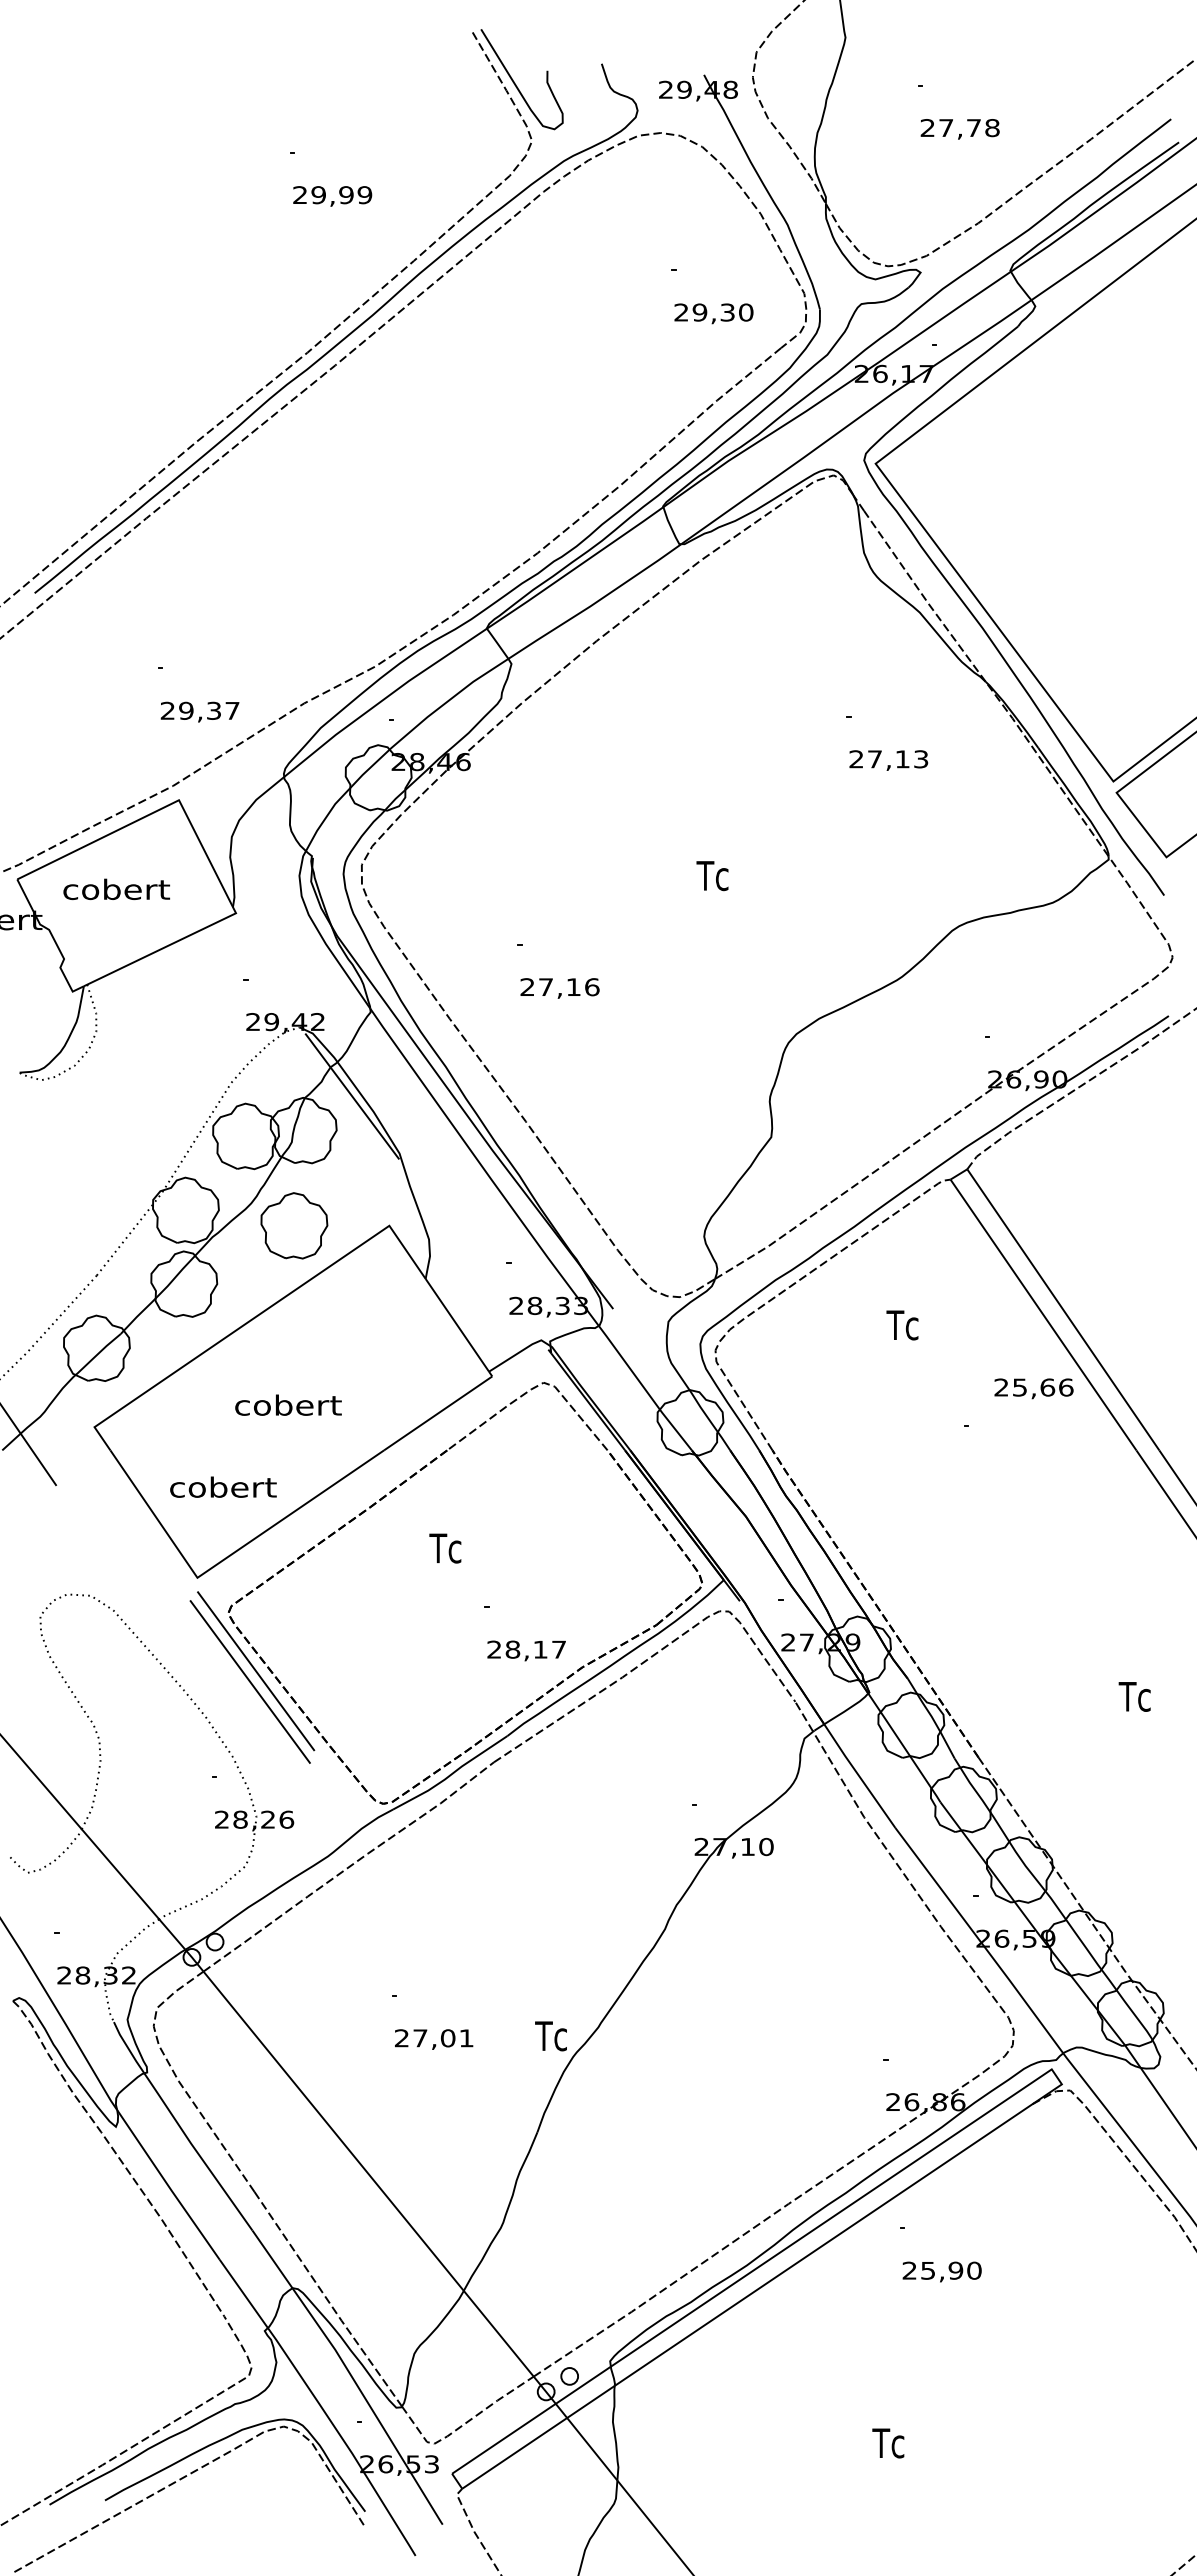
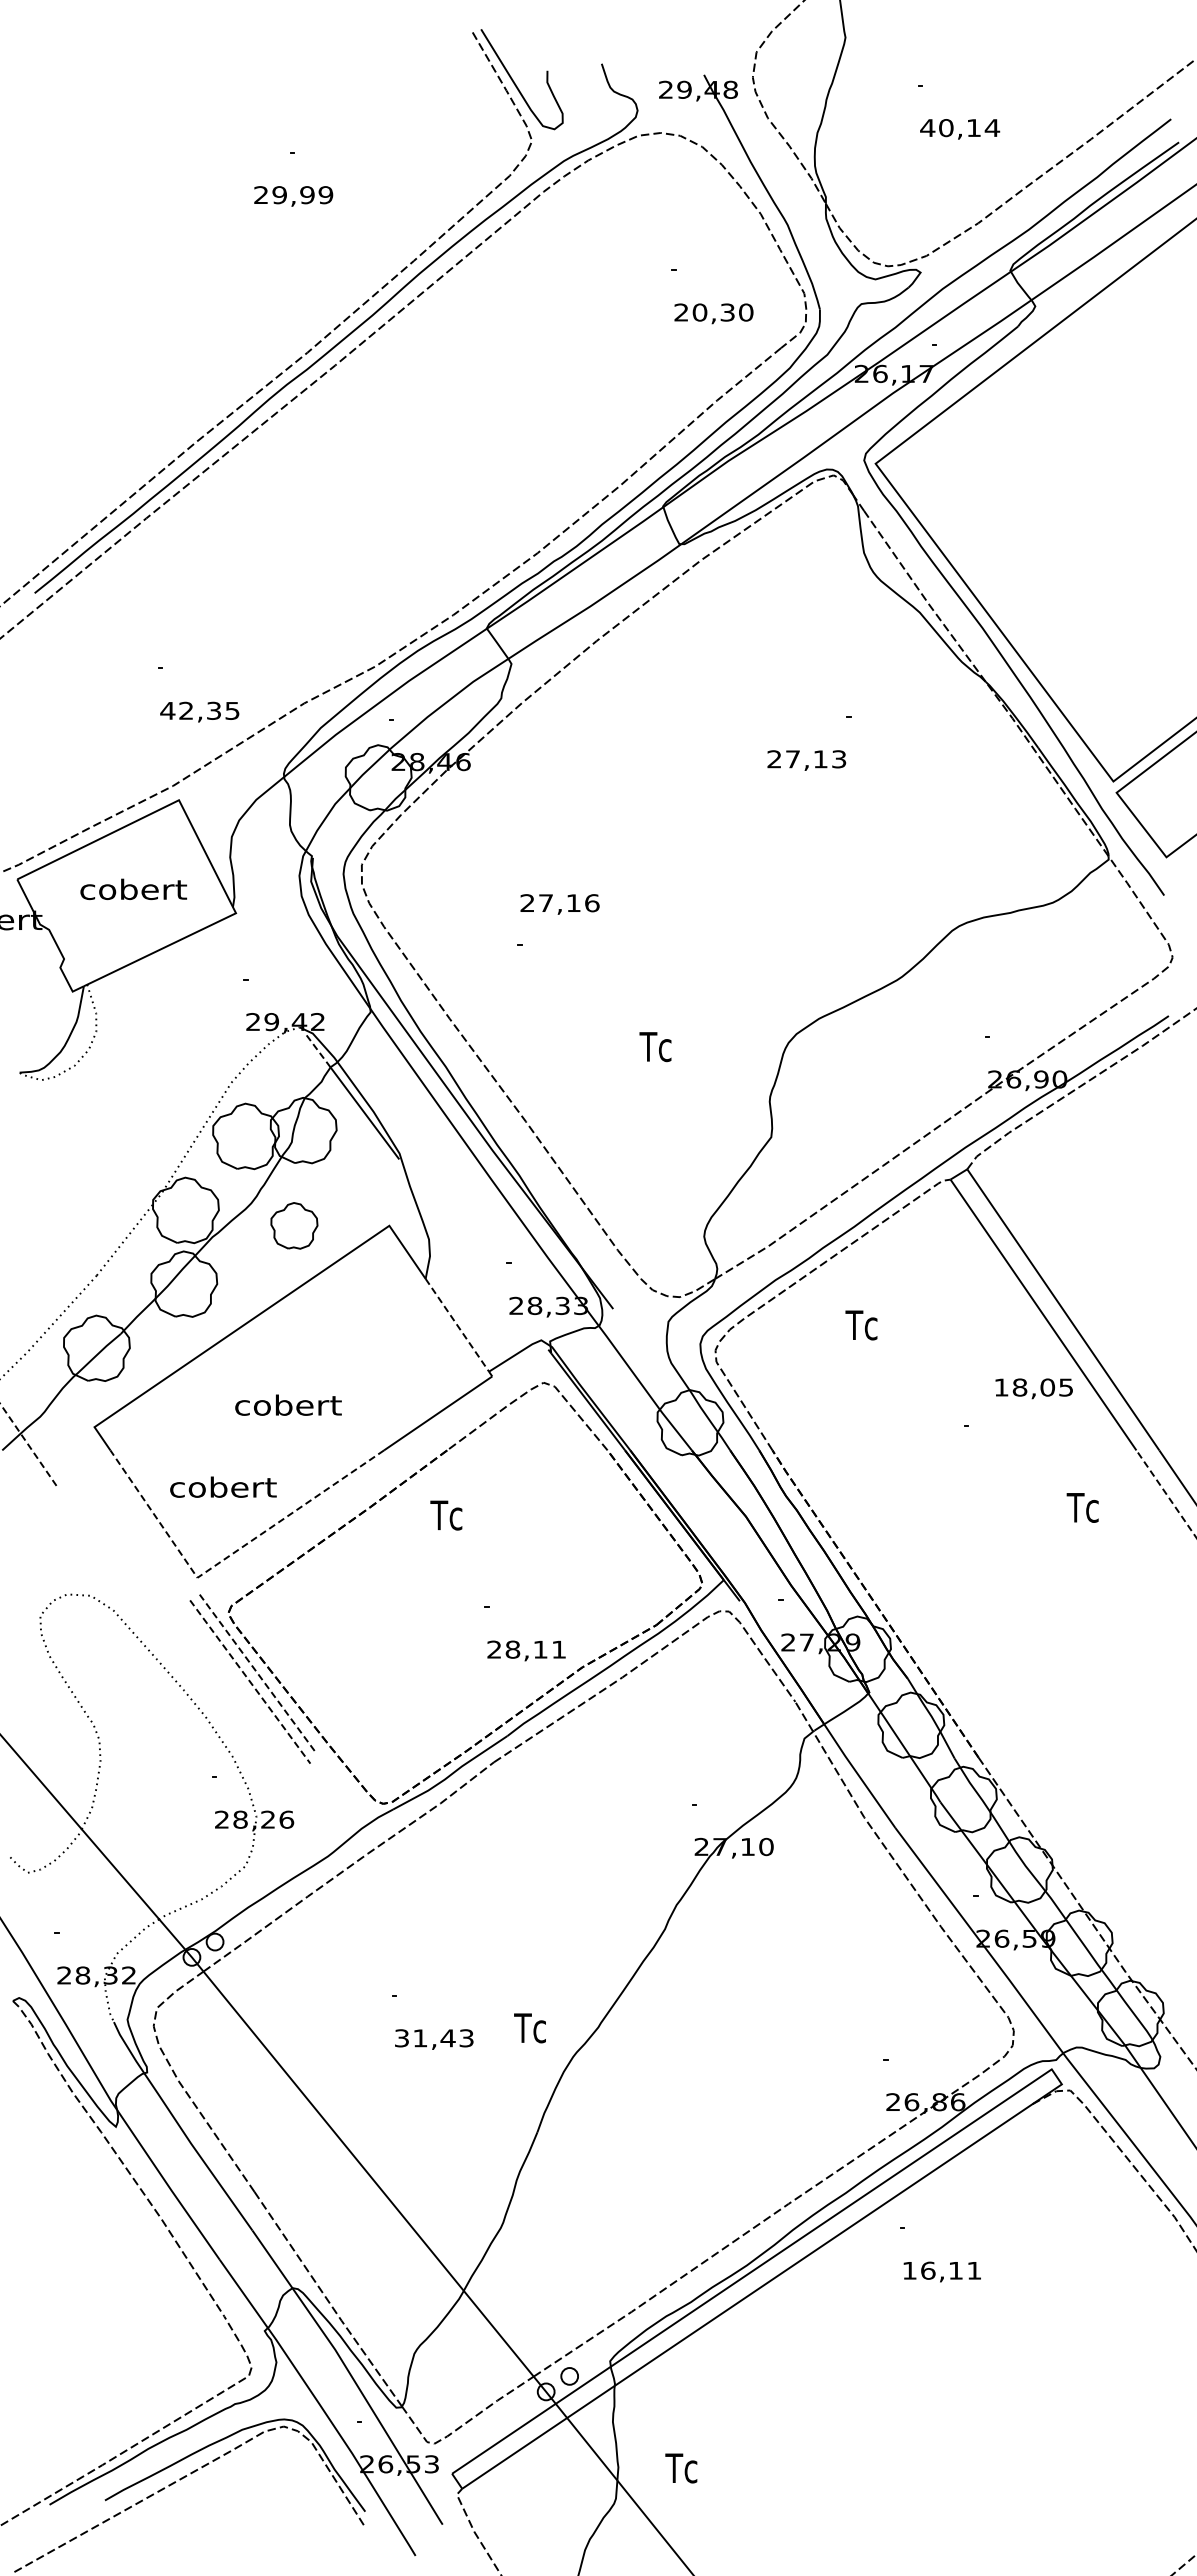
text: 27,78 -> 40,14 (960, 128)
text position: (332, 196) -> (293, 196) (293, 196)
text: 29,30 -> 20,30 (699, 312)
text: 29,37 -> 42,35 (199, 710)
text position: (888, 760) -> (806, 760) (806, 760)
text position: (712, 876) -> (655, 1047) (655, 1047)
text position: (116, 888) -> (133, 888) (133, 888)
text position: (559, 988) -> (559, 904) (559, 904)
line: solid -> dashed (317, 1050)
part size: 69x68 px -> 49x48 px (294, 1225)
line: solid -> dashed (457, 1325)
text position: (902, 1325) -> (861, 1325) (861, 1325)
text: 25,66 -> 18,05 (1033, 1387)
line: solid -> dashed (28, 1444)
line: solid -> dashed (1166, 1494)
text position: (445, 1548) -> (446, 1515) (446, 1515)
line: solid -> dashed (226, 1558)
text: 28,17 -> 28,11 (558, 1649)
line: solid -> dashed (256, 1671)
line: solid -> dashed (250, 1682)
text position: (1134, 1696) -> (1082, 1507) (1082, 1507)
text position: (550, 2036) -> (529, 2028) (529, 2028)
text: 27,01 -> 31,43 (434, 2038)
text: 25,90 -> 16,11 (941, 2270)
text position: (888, 2443) -> (681, 2468) (681, 2468)
